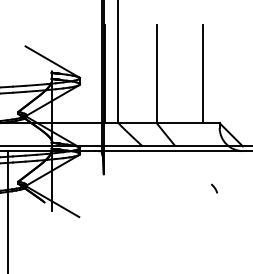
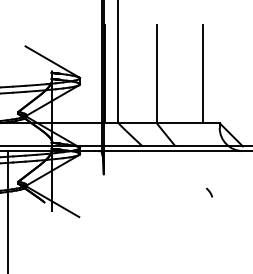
curve position: (214, 188) -> (209, 192) (209, 192)
